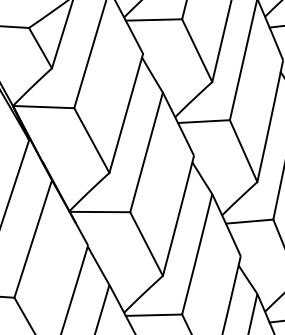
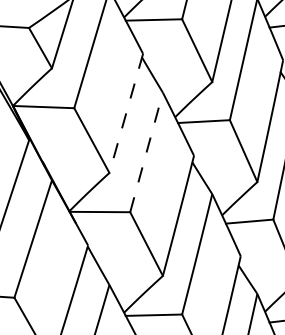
line: solid -> dashed (126, 113)
line: solid -> dashed (146, 152)
